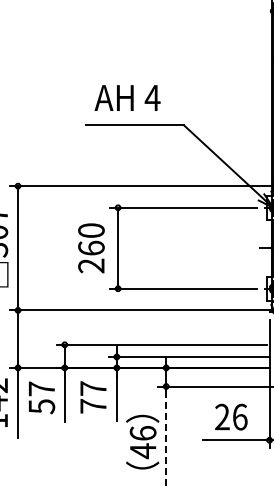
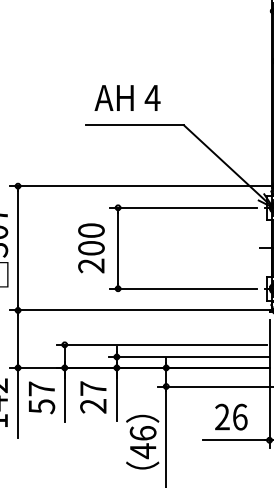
text: 260 -> 200 (91, 247)
text: 77 -> 27 (93, 406)
line: dashed -> solid (166, 440)
